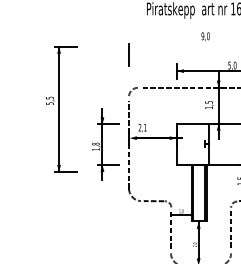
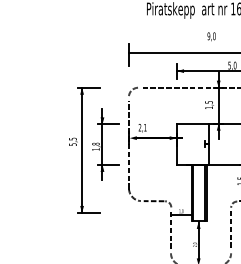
text position: (205, 36) -> (211, 36) (211, 36)
line: none -> present (182, 53)
part position: (61, 109) -> (84, 150) (84, 150)
